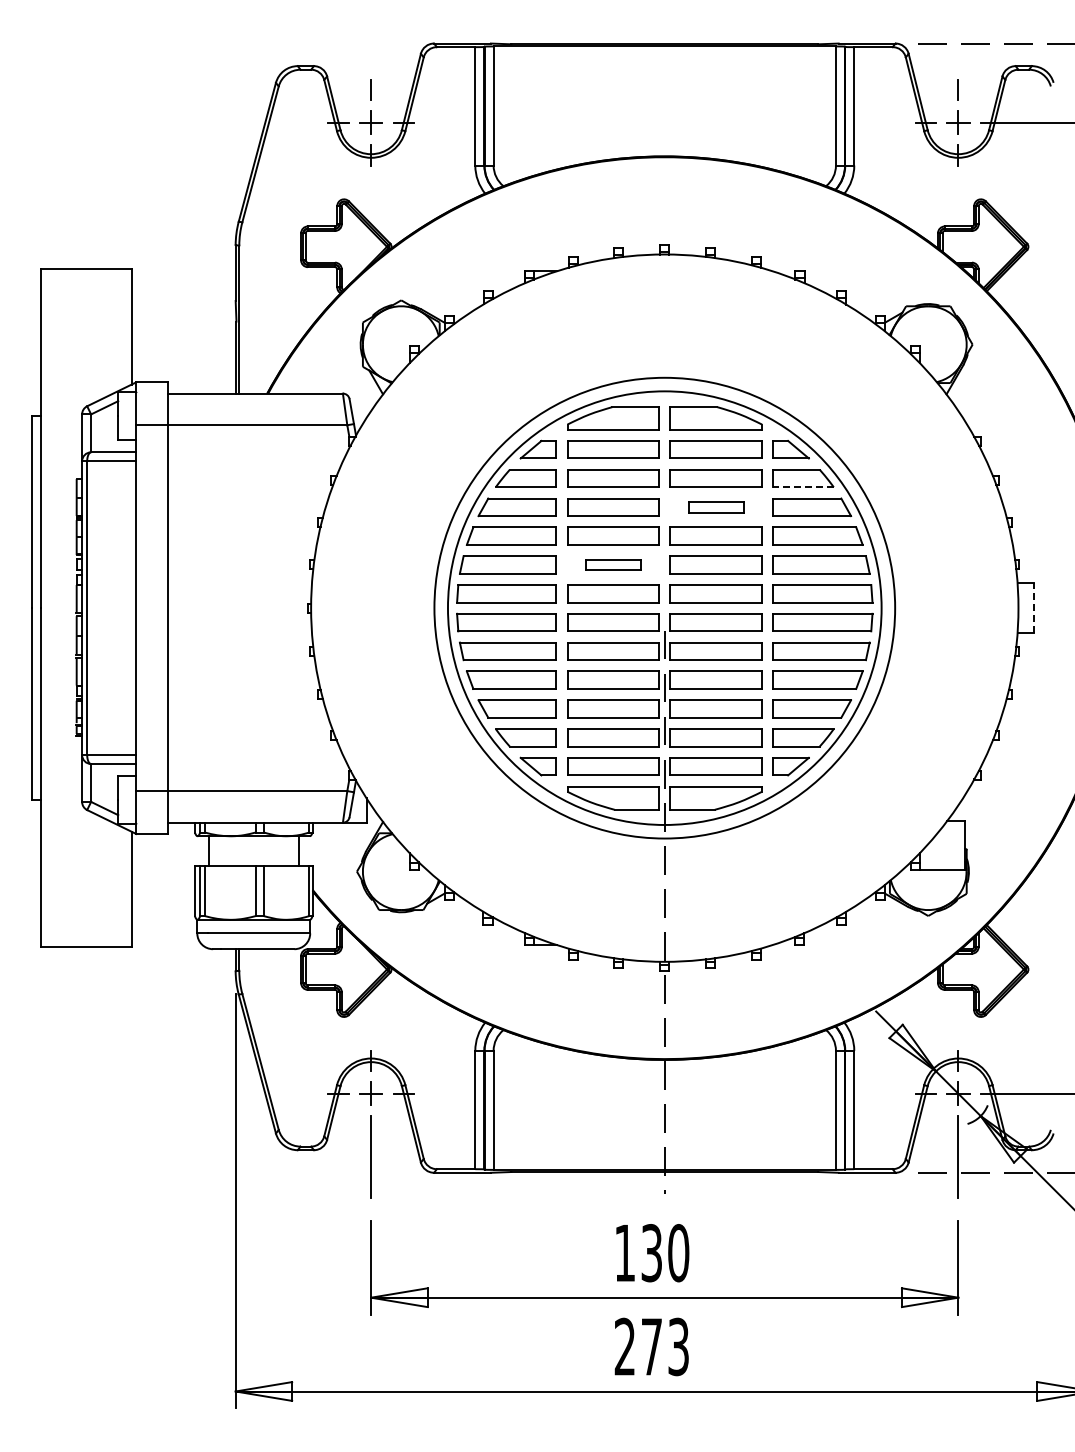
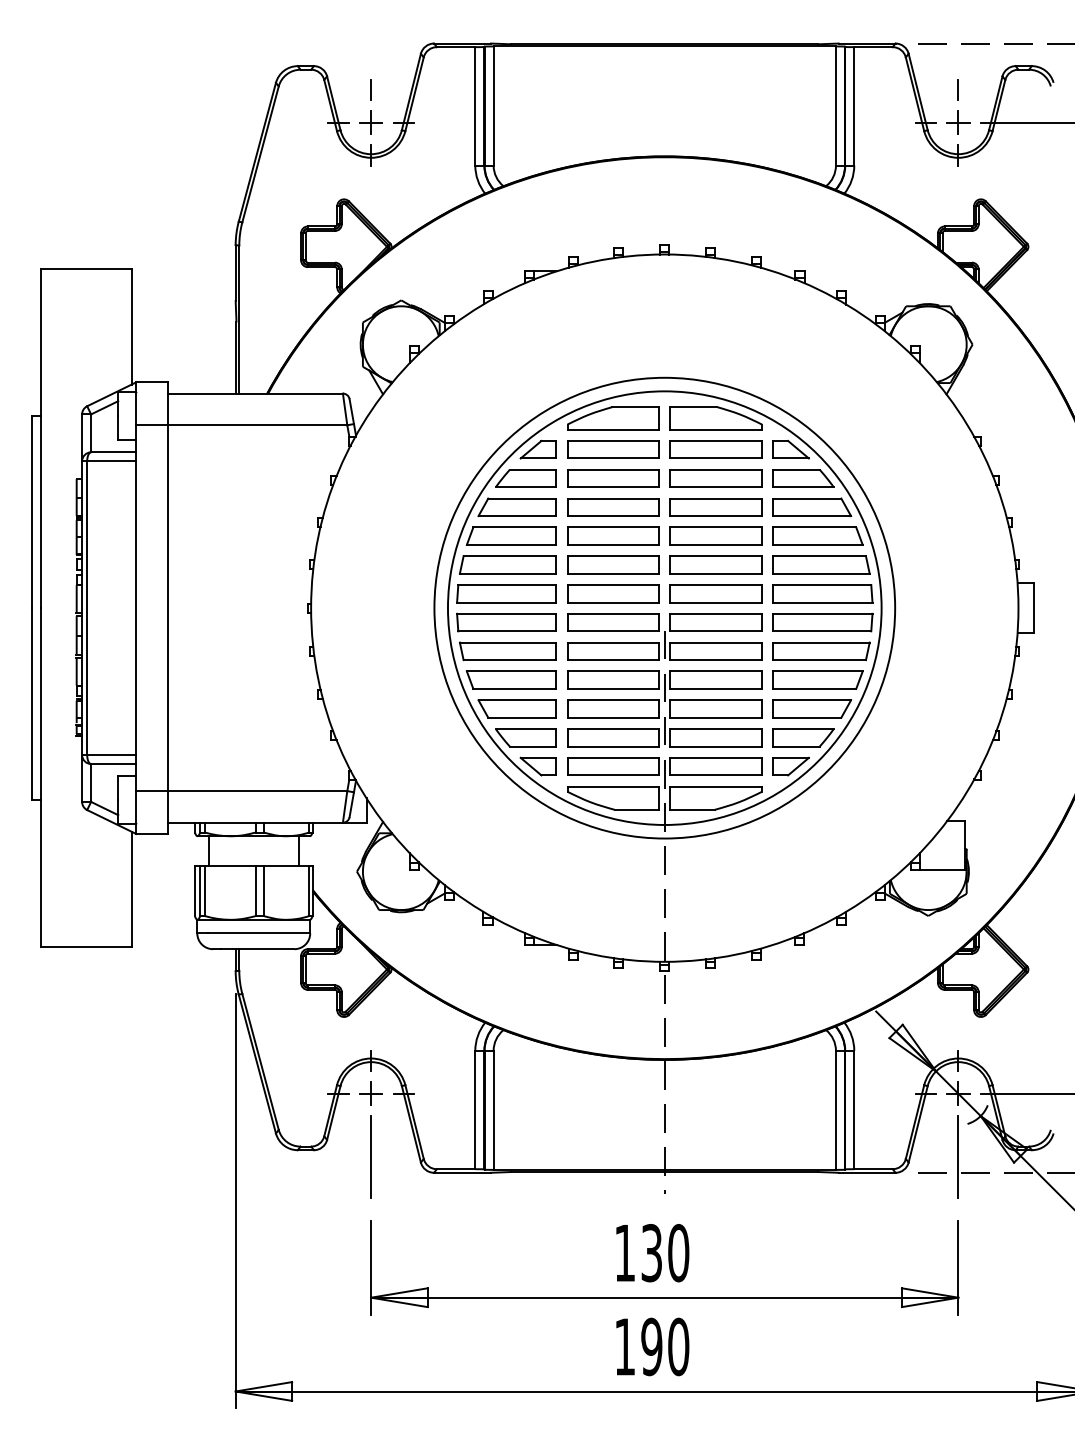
line: dashed -> solid (803, 487)
part size: 57x13 px -> 94x19 px (715, 507)
part size: 57x12 px -> 93x20 px (613, 564)
line: dashed -> solid (1034, 608)
text: 273 -> 190 (651, 1346)
